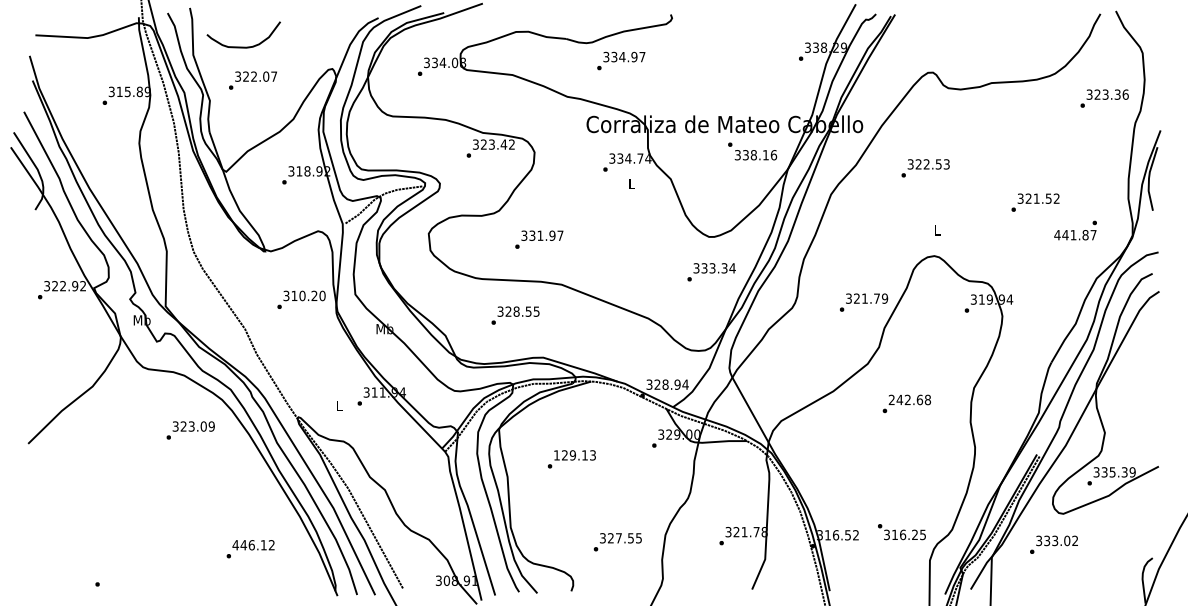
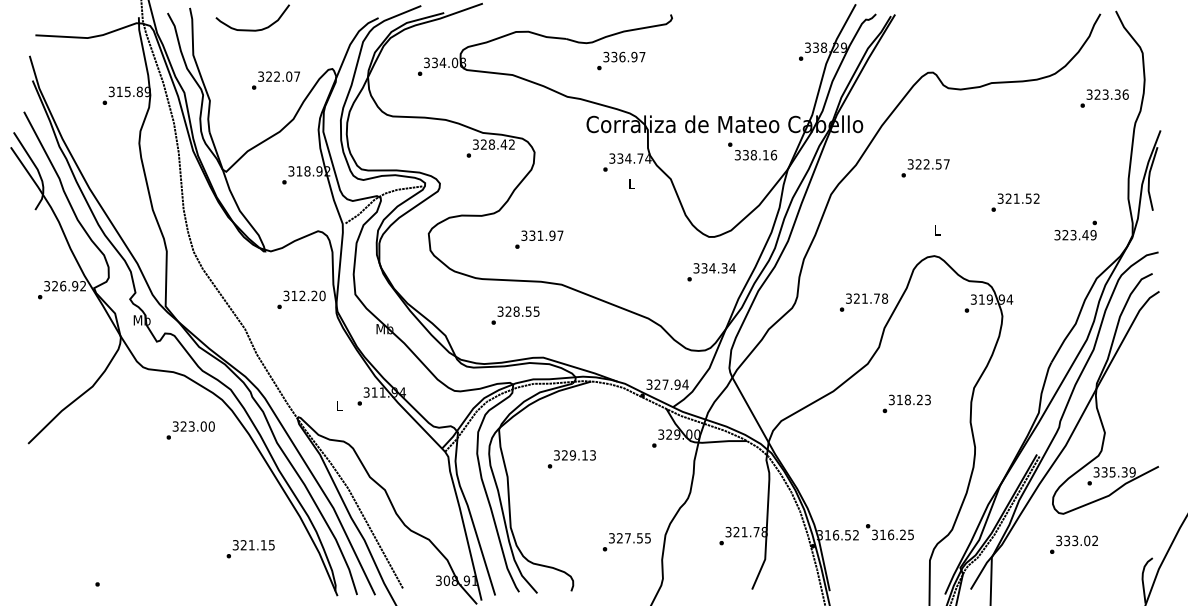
curve position: (243, 46) -> (252, 29) (252, 29)
text: 334.97 -> 336.97 (622, 56)
text position: (252, 80) -> (275, 80) (275, 80)
text: 323.42 -> 328.42 (491, 144)
text: 322.53 -> 322.57 (946, 164)
text position: (1035, 202) -> (1015, 202) (1015, 202)
text: 441.87 -> 323.49 (1075, 235)
text: 333.34 -> 334.34 (712, 268)
text: 322.92 -> 326.92 (63, 286)
text: 310.20 -> 312.20 (302, 295)
text: 321.79 -> 321.78 (885, 298)
text: 328.94 -> 327.94 (665, 384)
text: 242.68 -> 318.23 (909, 399)
text: 323.09 -> 323.00 (211, 426)
text: 129.13 -> 329.13 (556, 455)
text position: (901, 532) -> (889, 532) (889, 532)
text position: (617, 542) -> (626, 542) (626, 542)
text position: (1053, 544) -> (1073, 544) (1073, 544)
text: 446.12 -> 321.15 (253, 545)
